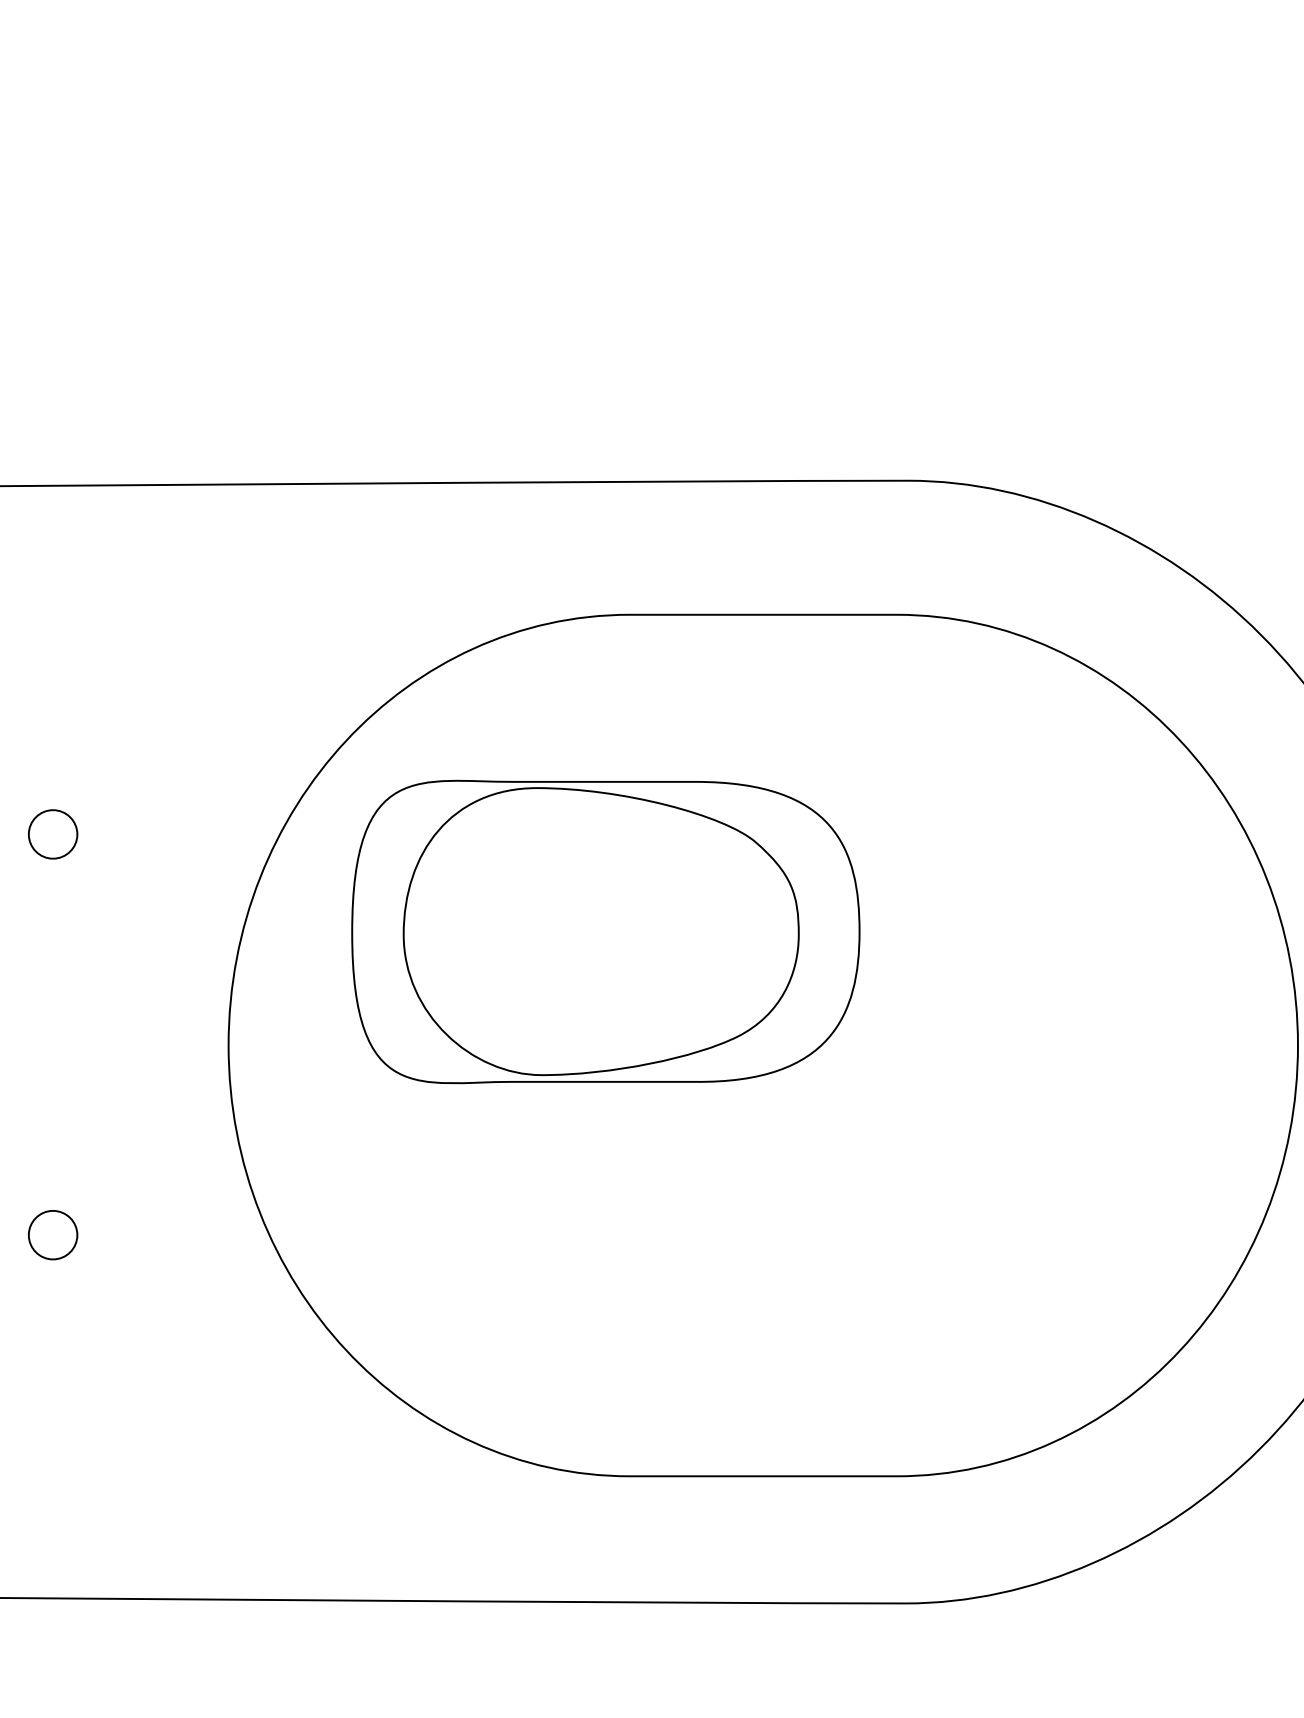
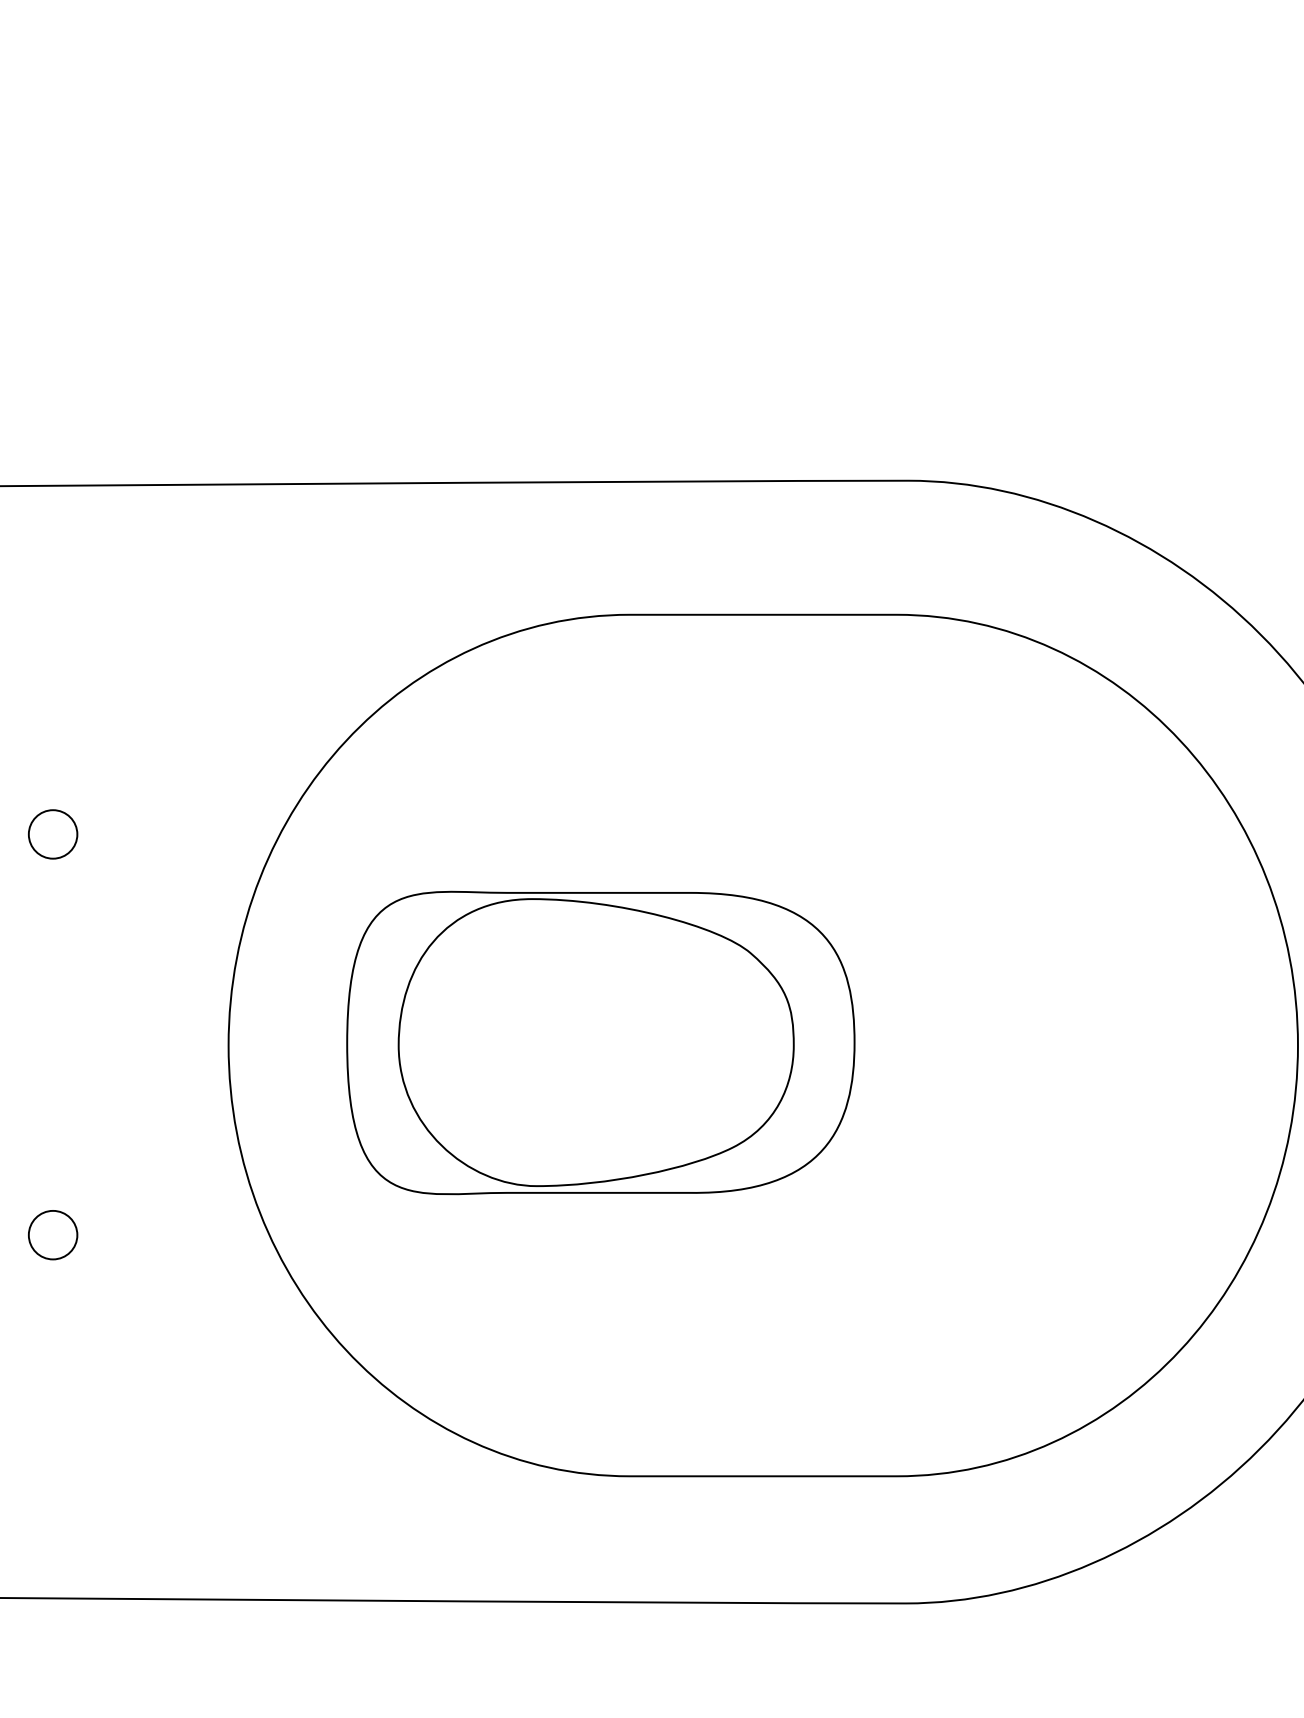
part position: (605, 931) -> (600, 1042) (600, 1042)
